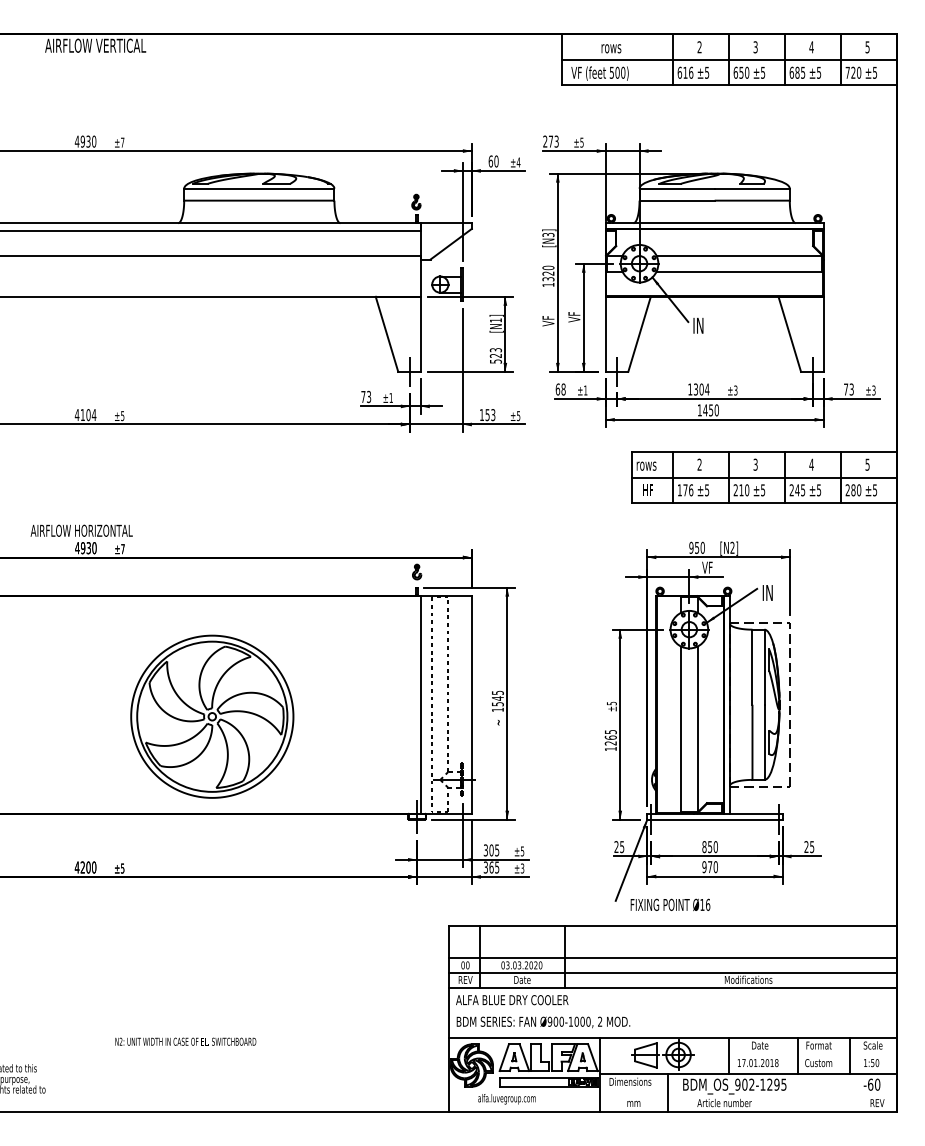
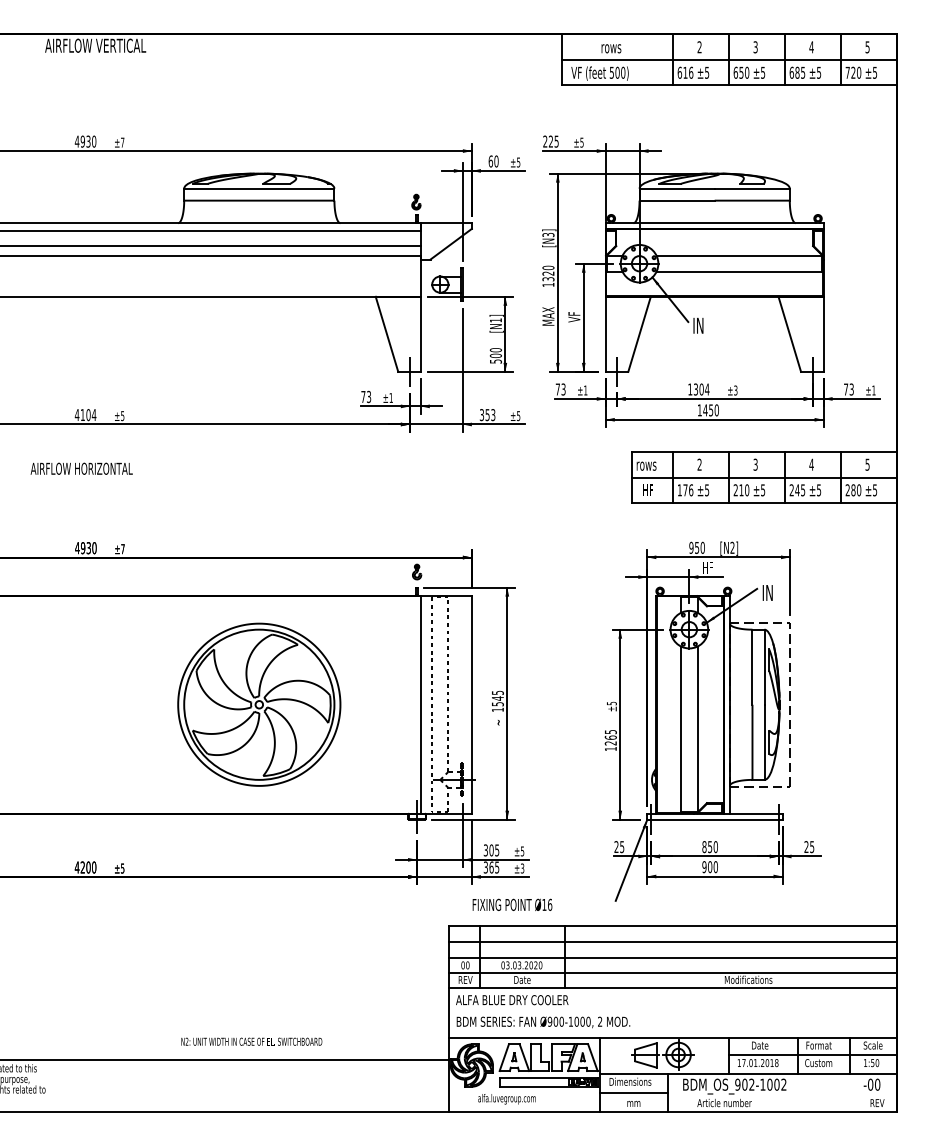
text: 273 -> 225 (553, 141)
text: ±4 -> ±5 (518, 162)
line: none -> present (211, 246)
text: VF -> MAX (548, 316)
text: 523 -> 500 (495, 353)
text: 68 -> 73 (560, 389)
text: ±3 -> ±1 (873, 390)
text: 153 -> 353 (481, 415)
text position: (81, 530) -> (81, 468) (81, 468)
text: VF -> HF (707, 567)
part position: (212, 716) -> (259, 704) (259, 704)
text: 970 -> 900 (710, 867)
text position: (670, 904) -> (512, 904) (512, 904)
line: none -> present (672, 942)
text position: (185, 1041) -> (251, 1041) (251, 1041)
line: none -> present (812, 1055)
line: none -> present (225, 1060)
text: BDM_OS_902-1295 -> BDM_OS_902-1002 (776, 1084)
text: -60 -> -00 (870, 1084)
line: none -> present (633, 1093)
